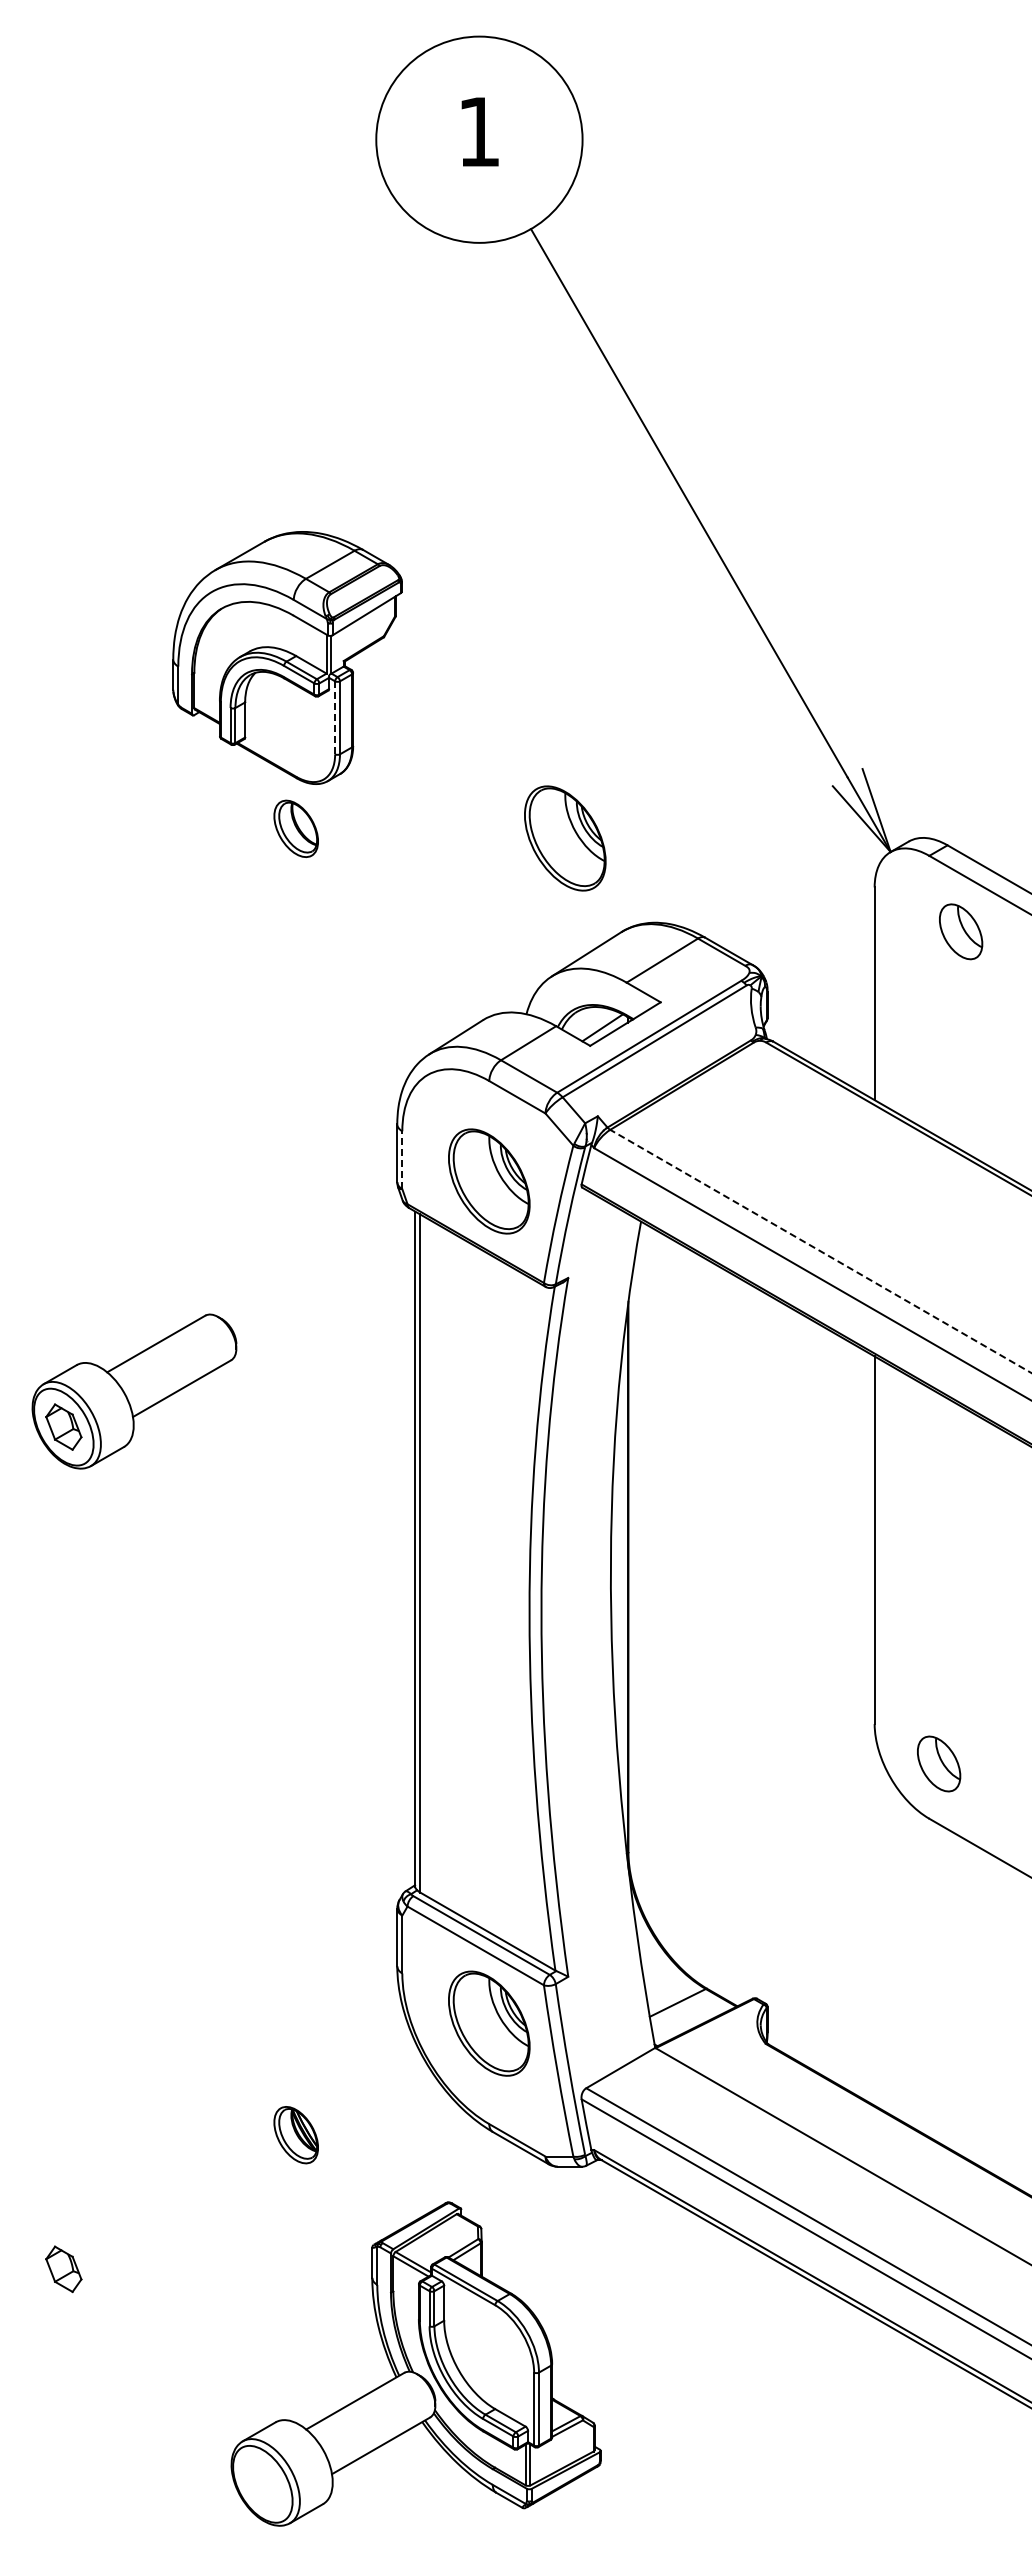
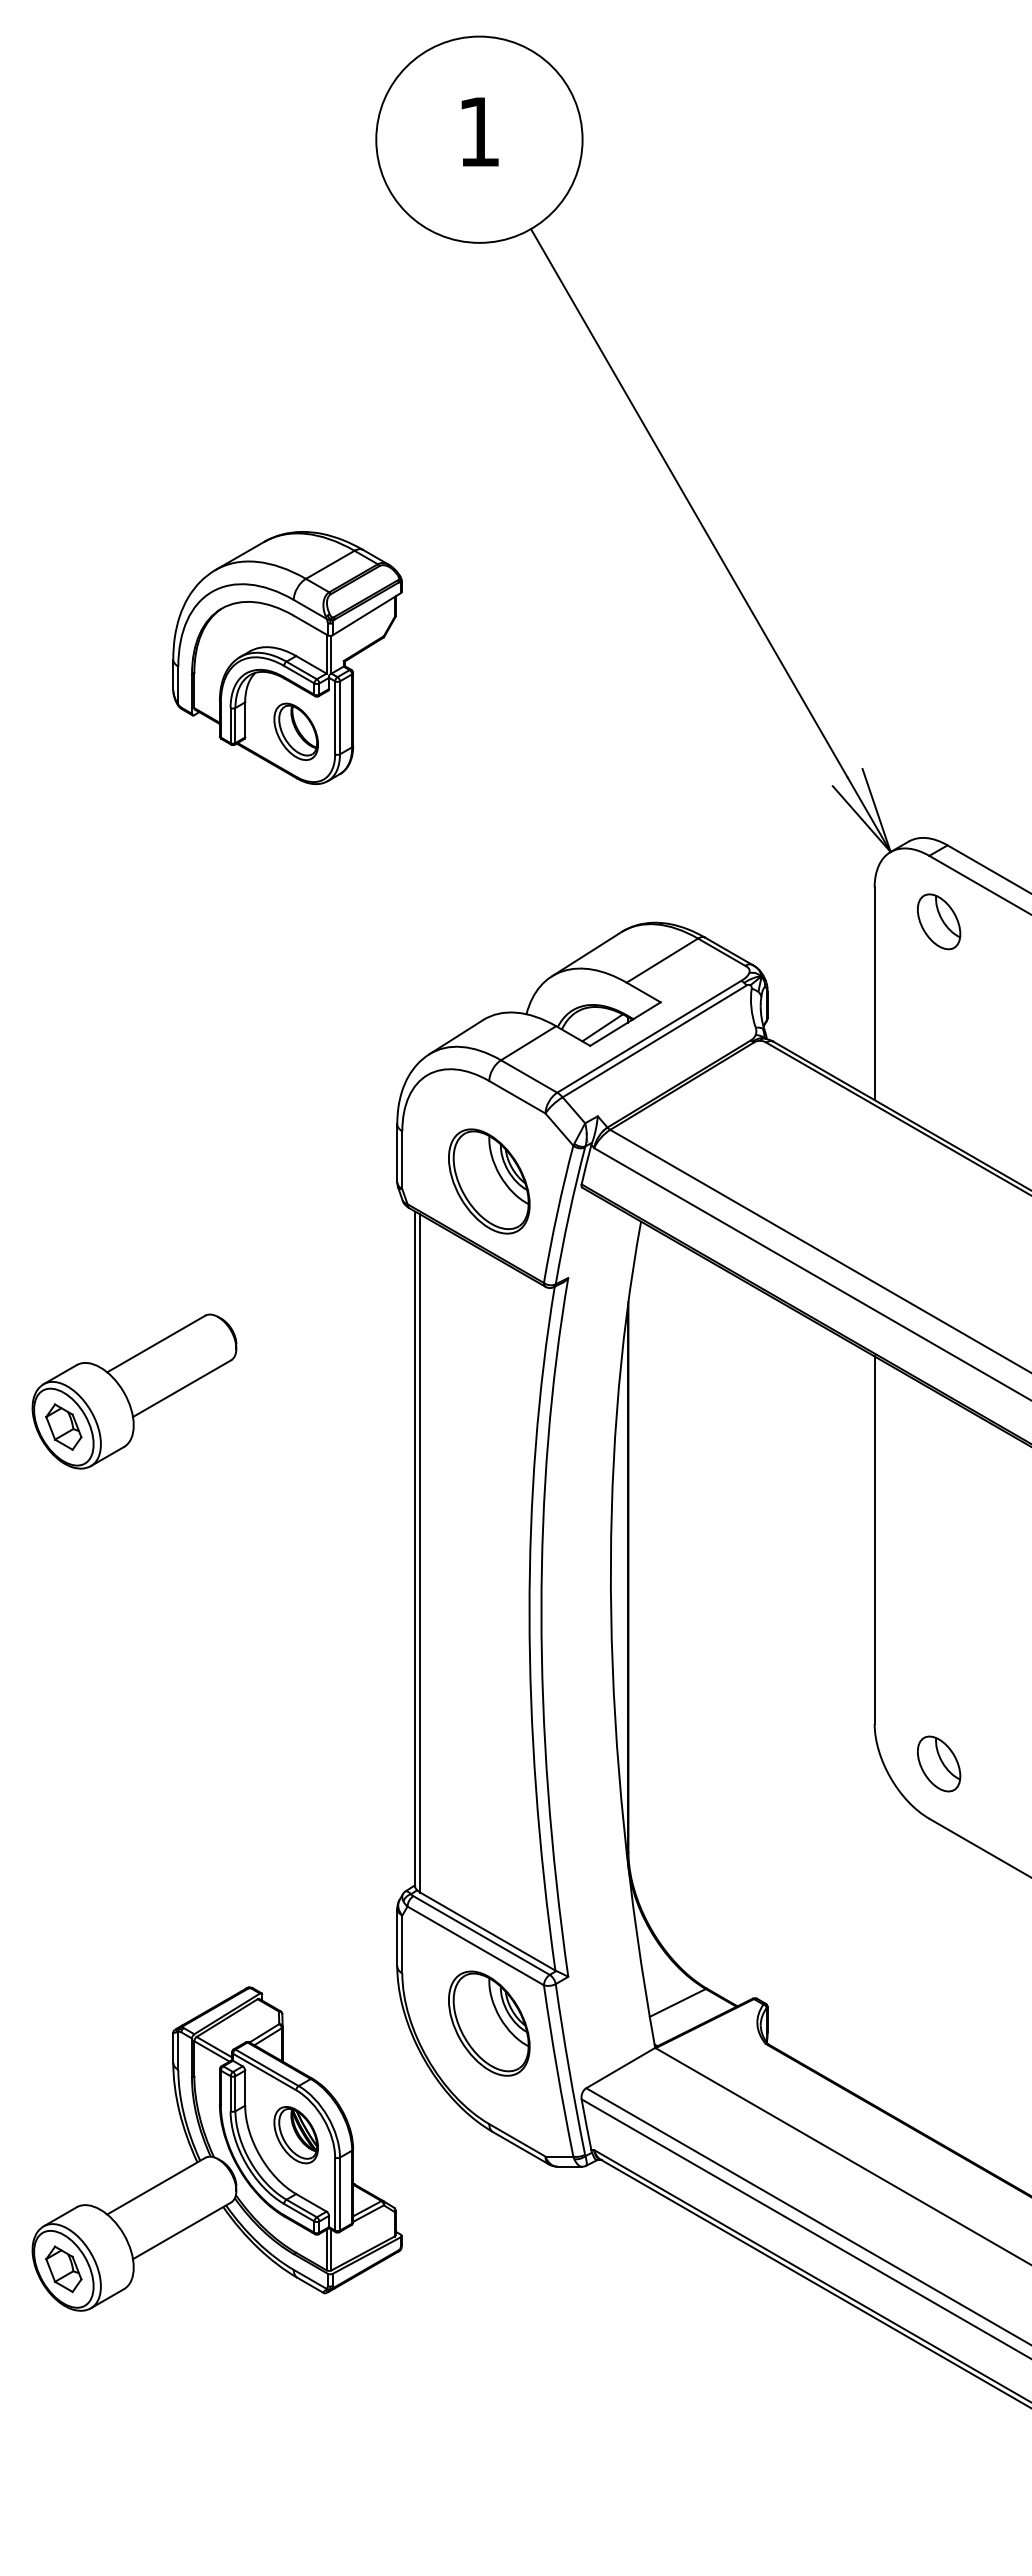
line: dashed -> solid (335, 718)
part position: (295, 828) -> (295, 731) (295, 731)
part: present -> none (565, 838)
part position: (961, 931) -> (939, 921) (939, 921)
line: dashed -> solid (402, 1160)
line: dashed -> solid (820, 1251)
part position: (415, 2363) -> (216, 2148) (216, 2148)
